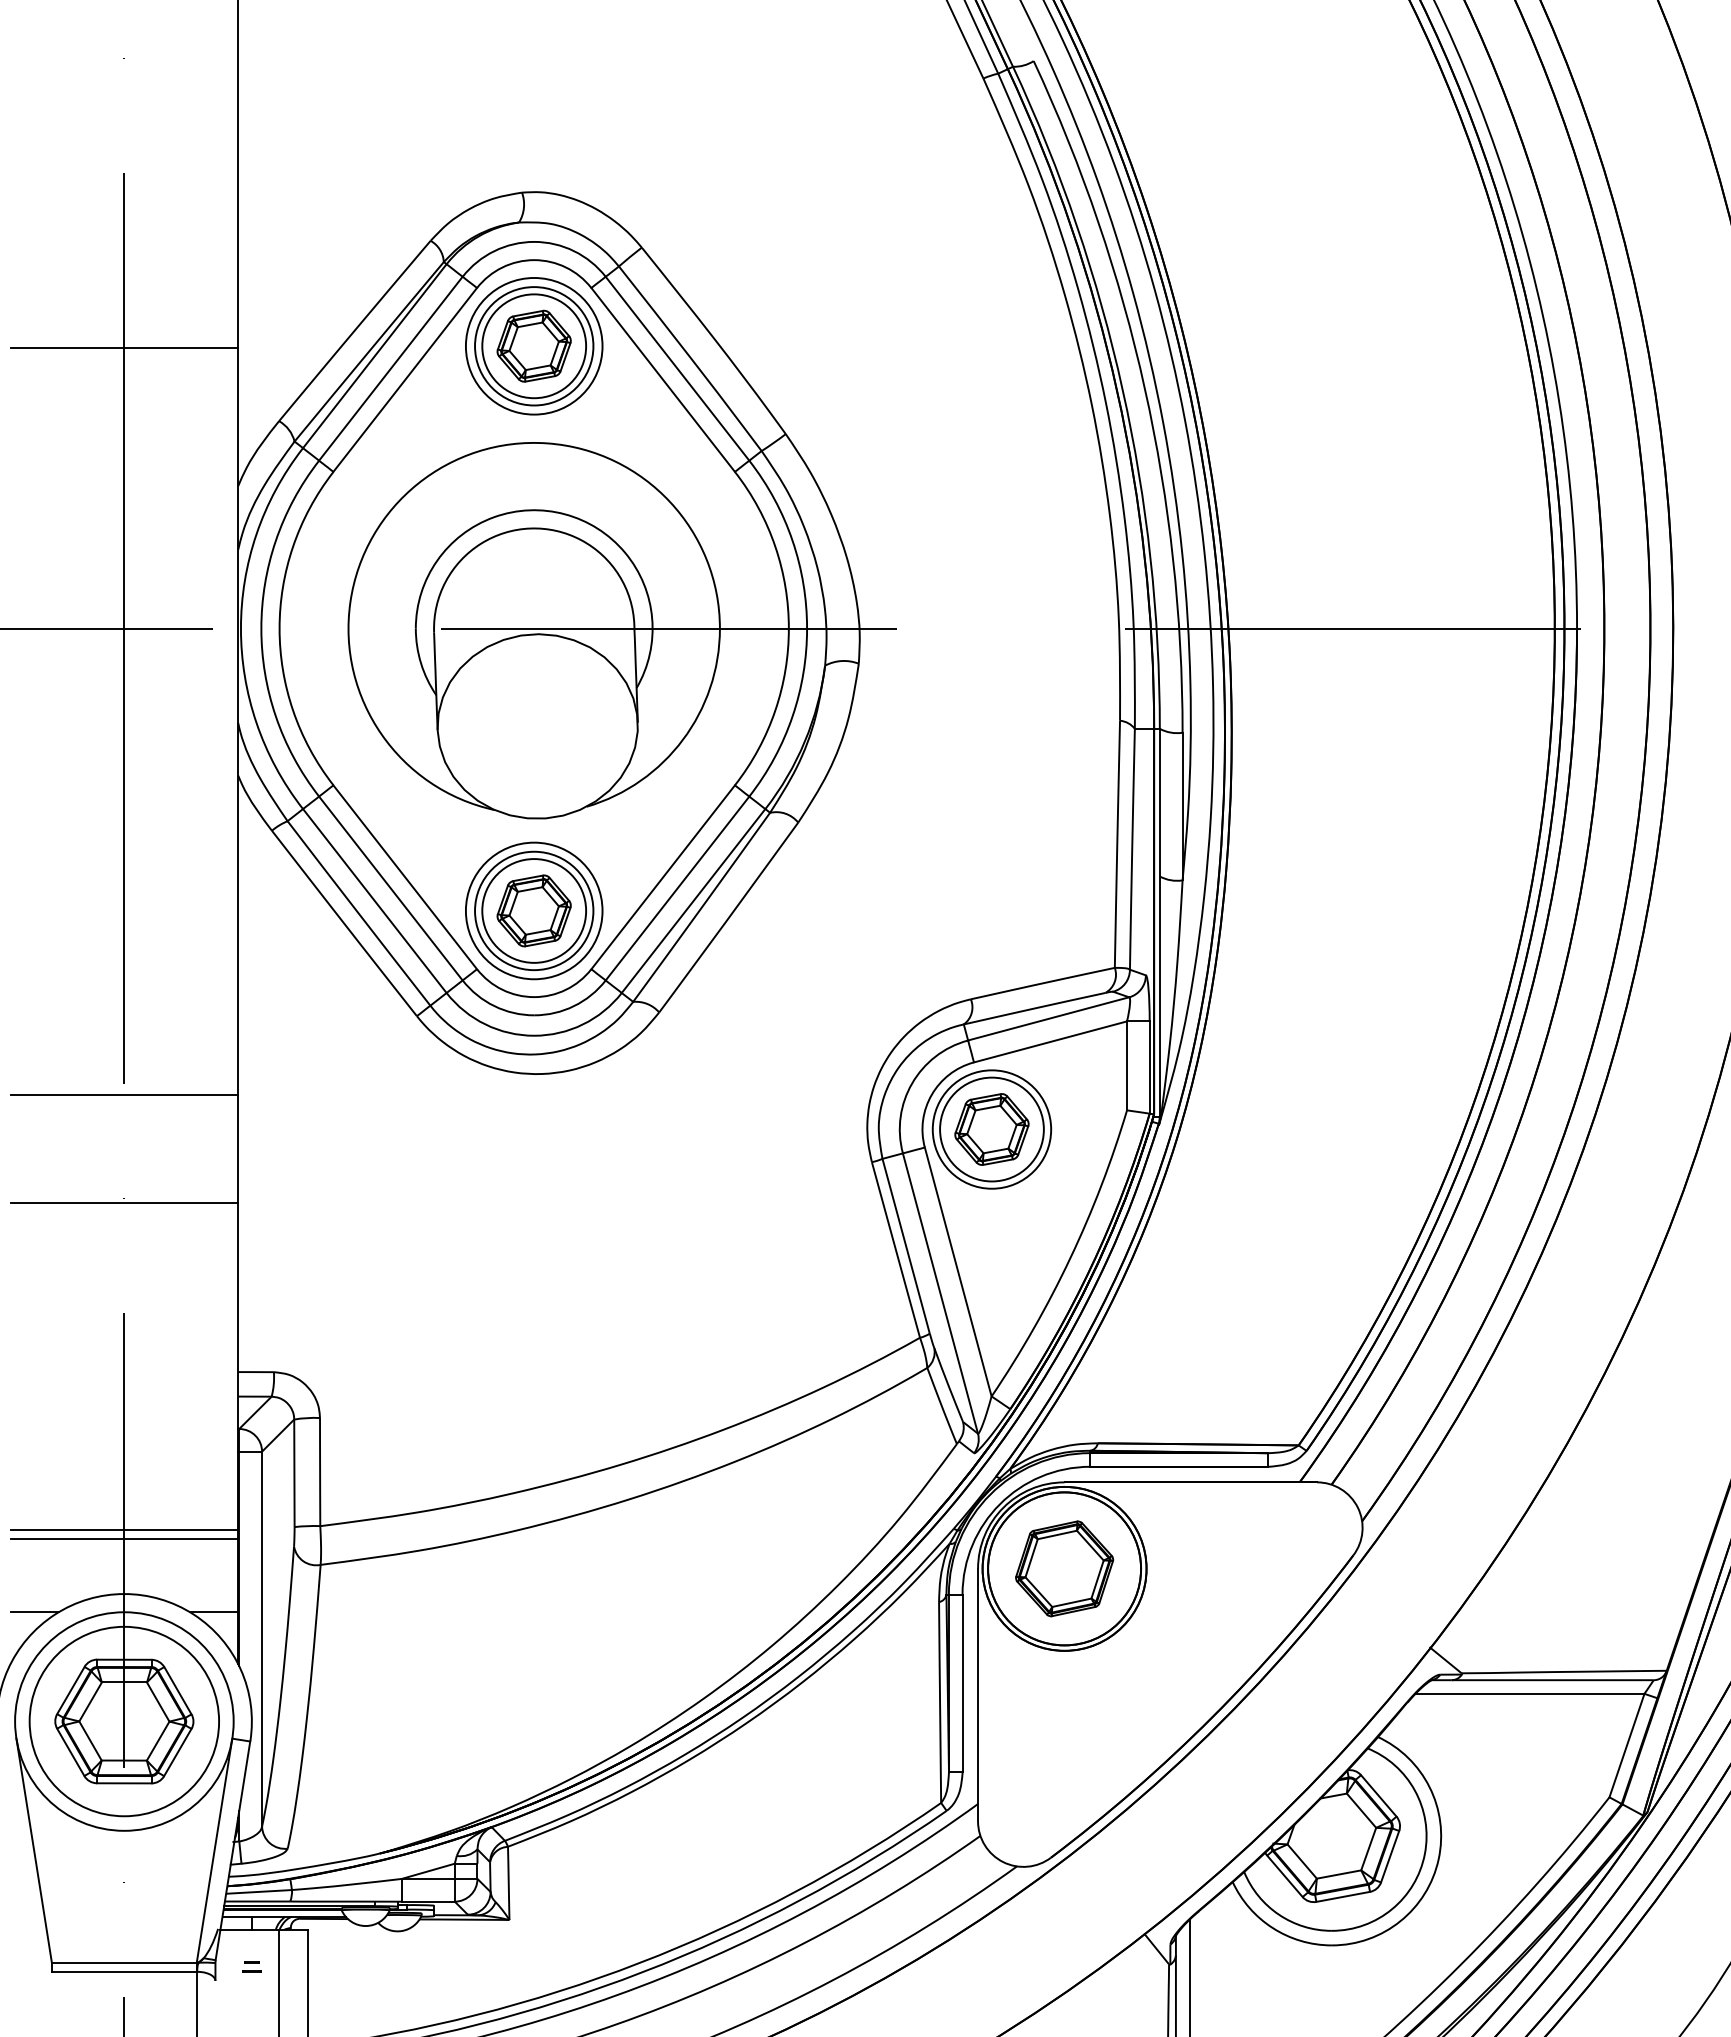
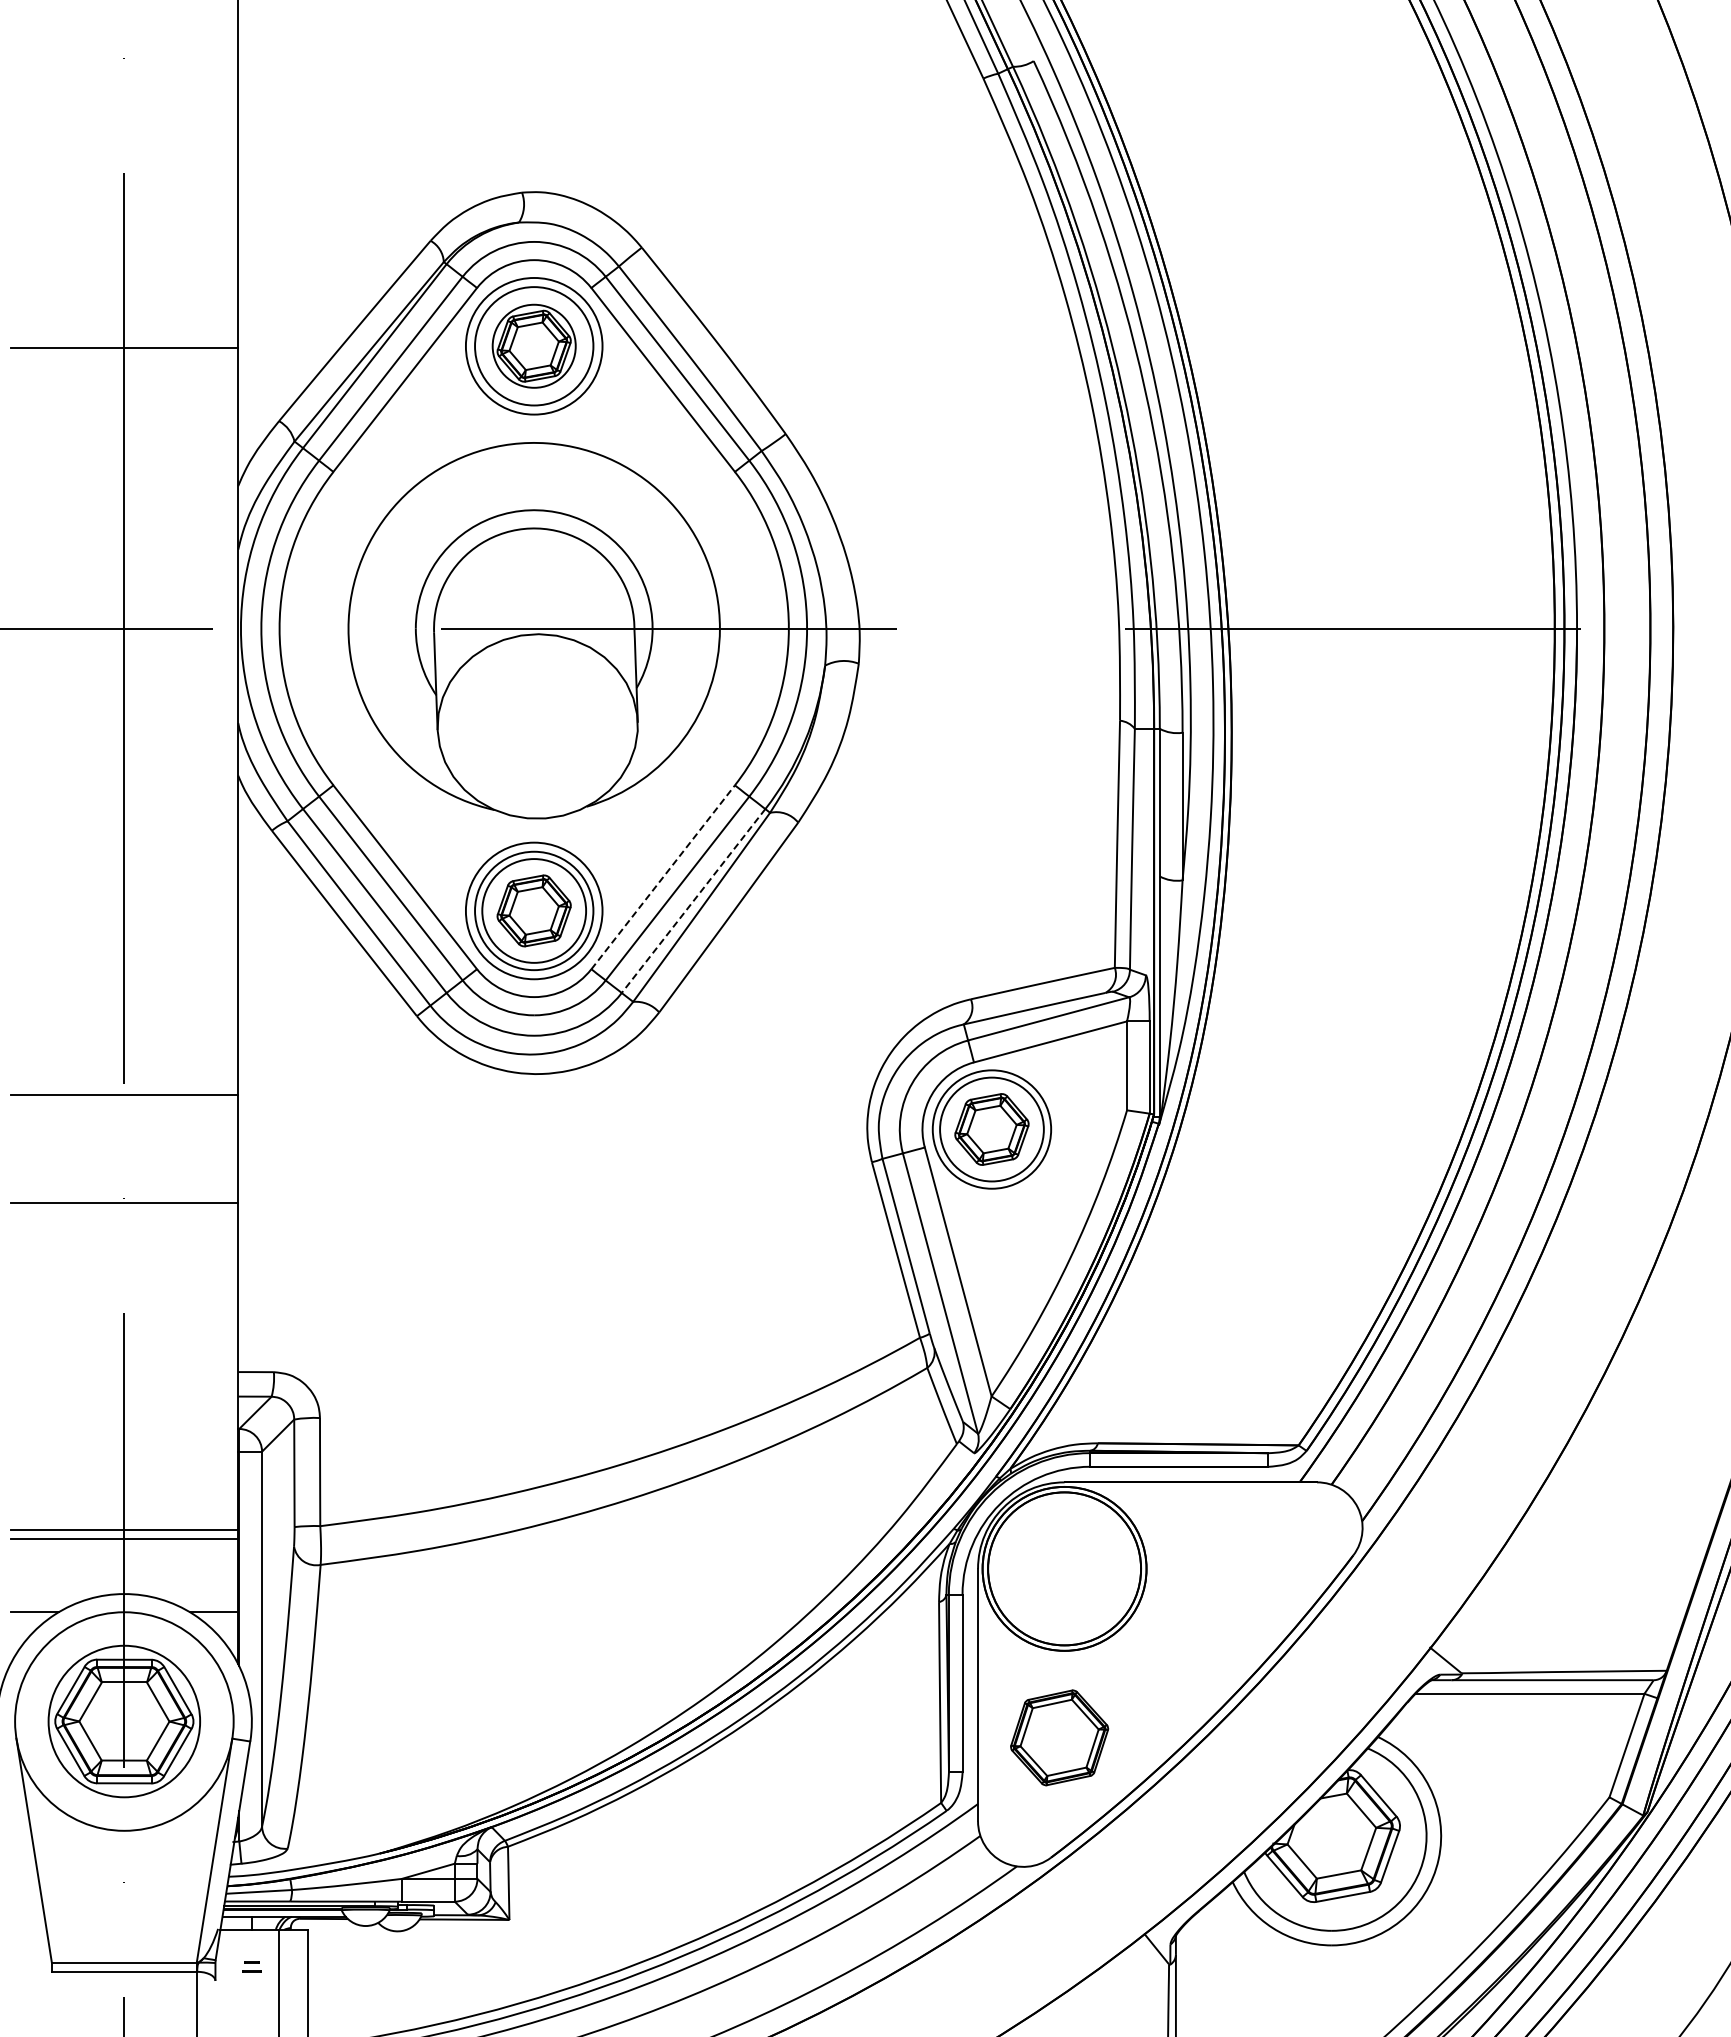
circle diameter: 104 px -> 83 px (533, 345)
line: solid -> dashed (663, 877)
line: solid -> dashed (693, 901)
part position: (1064, 1568) -> (1059, 1737) (1059, 1737)
circle diameter: 189 px -> 152 px (124, 1721)
line: present -> none (1189, 1976)
